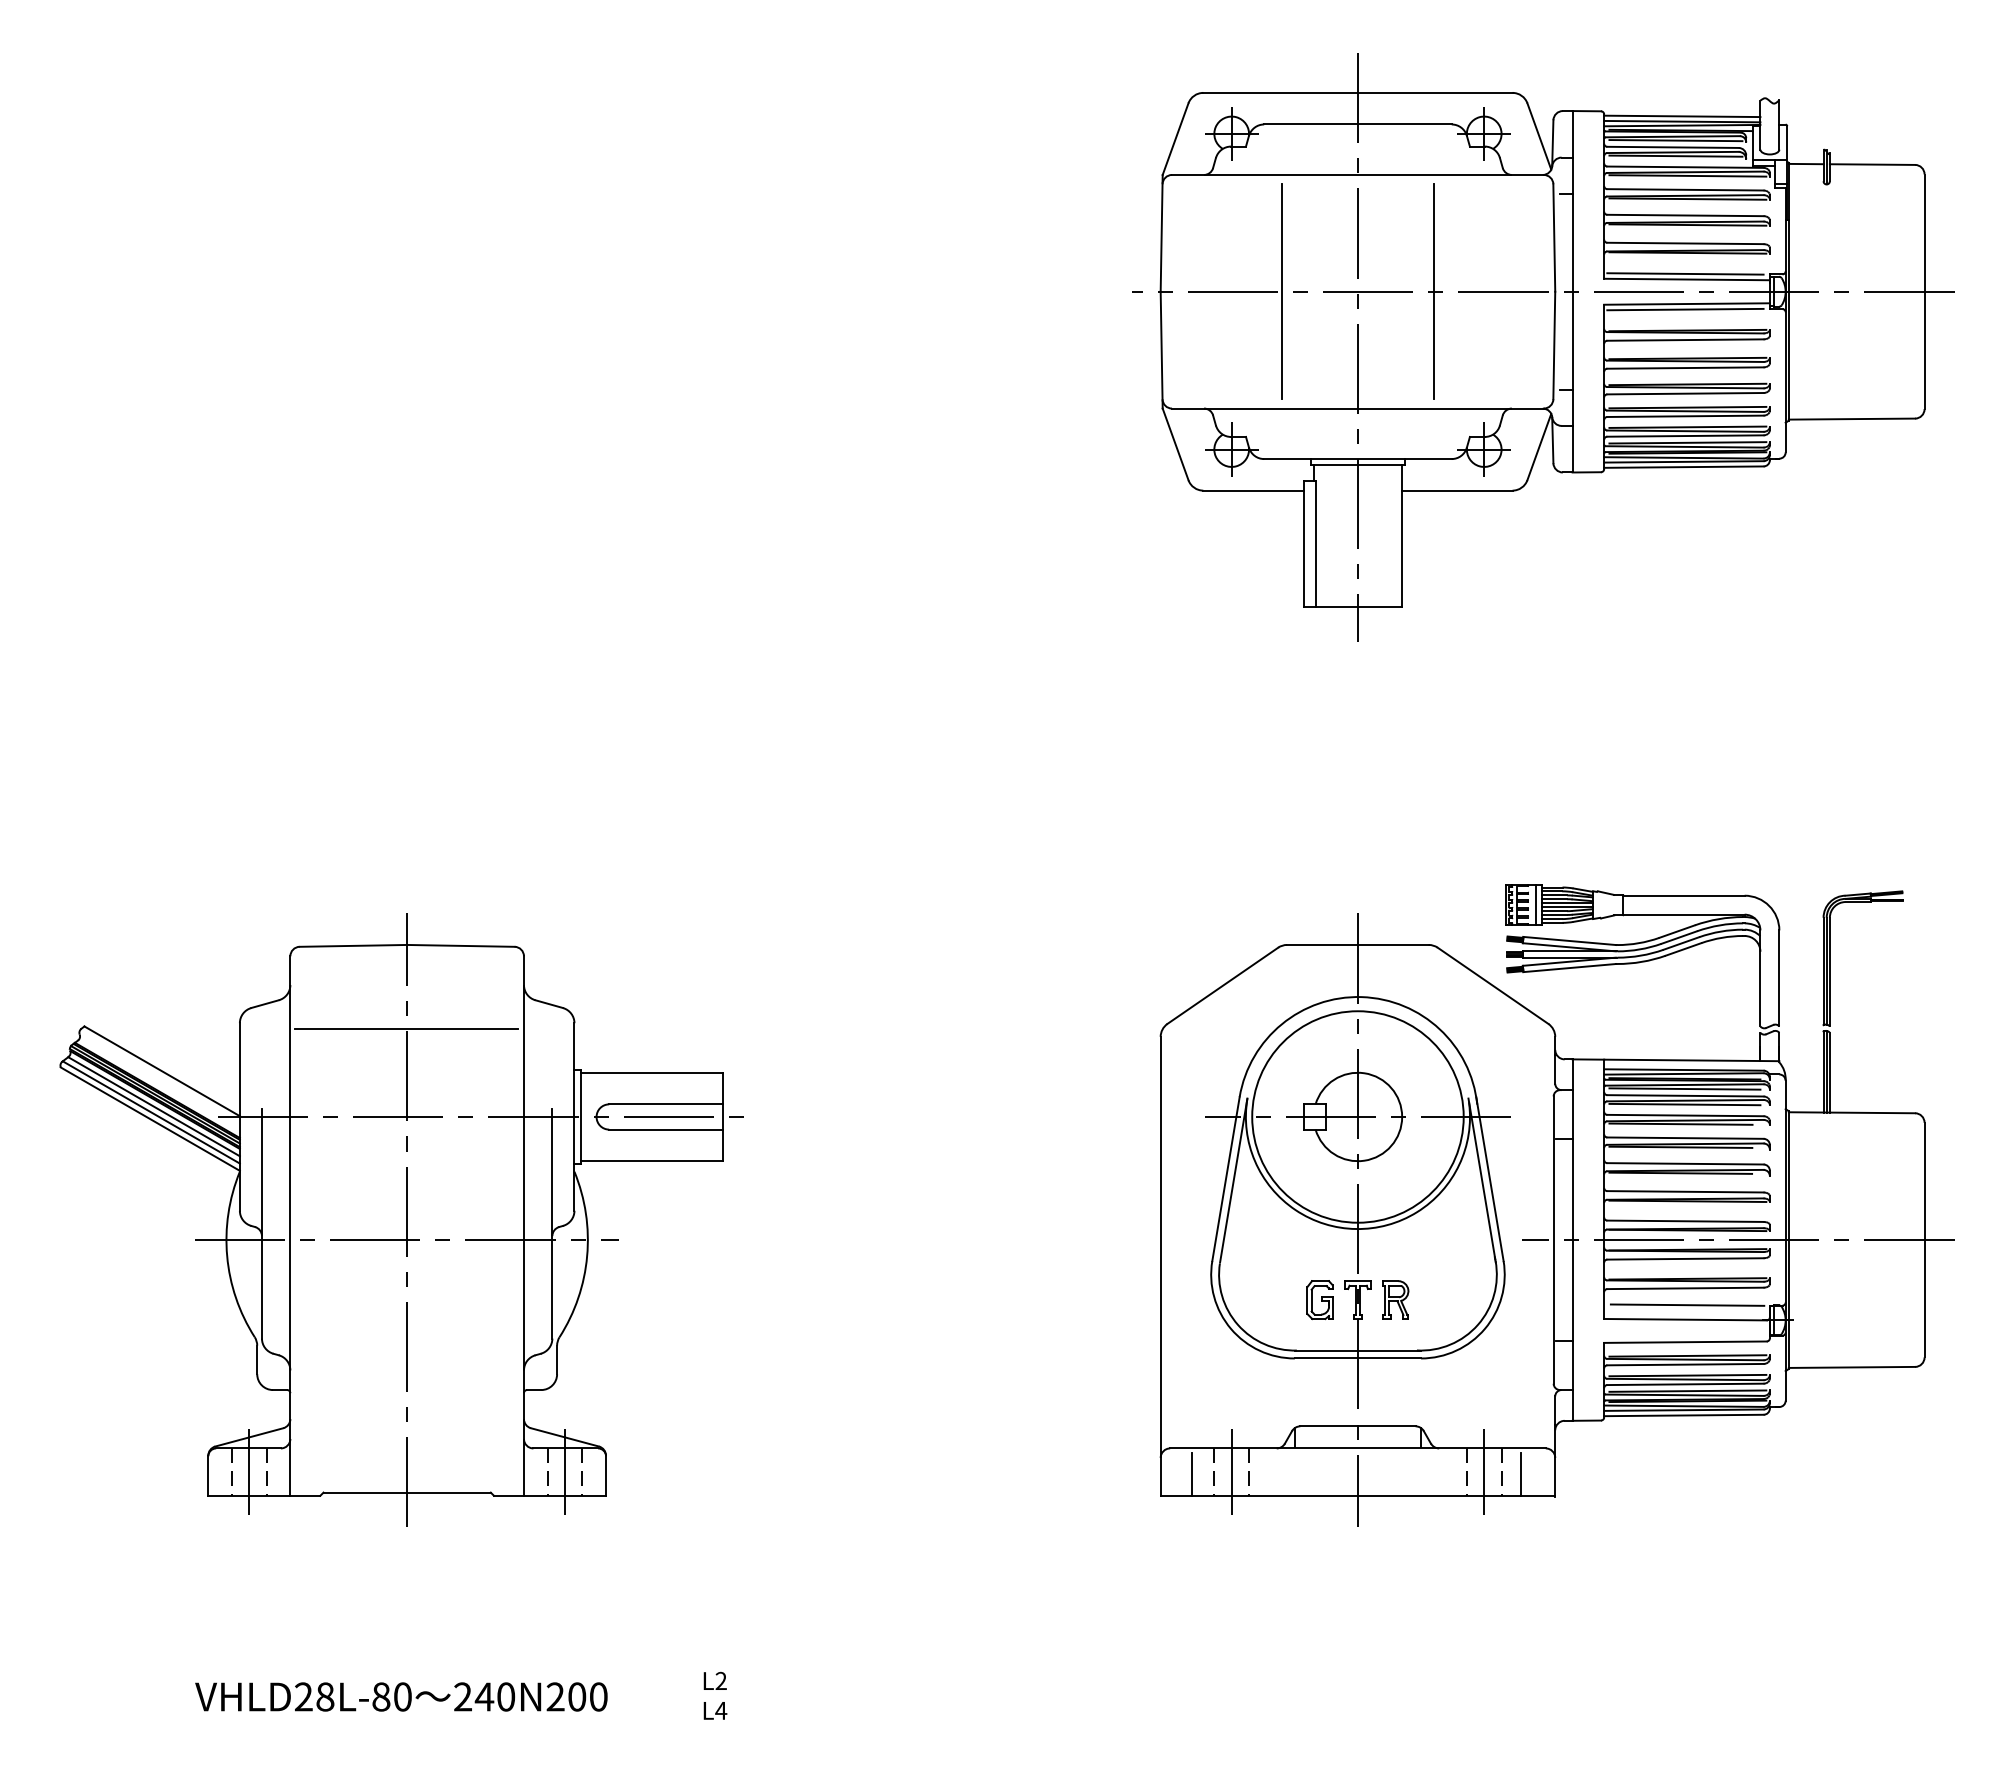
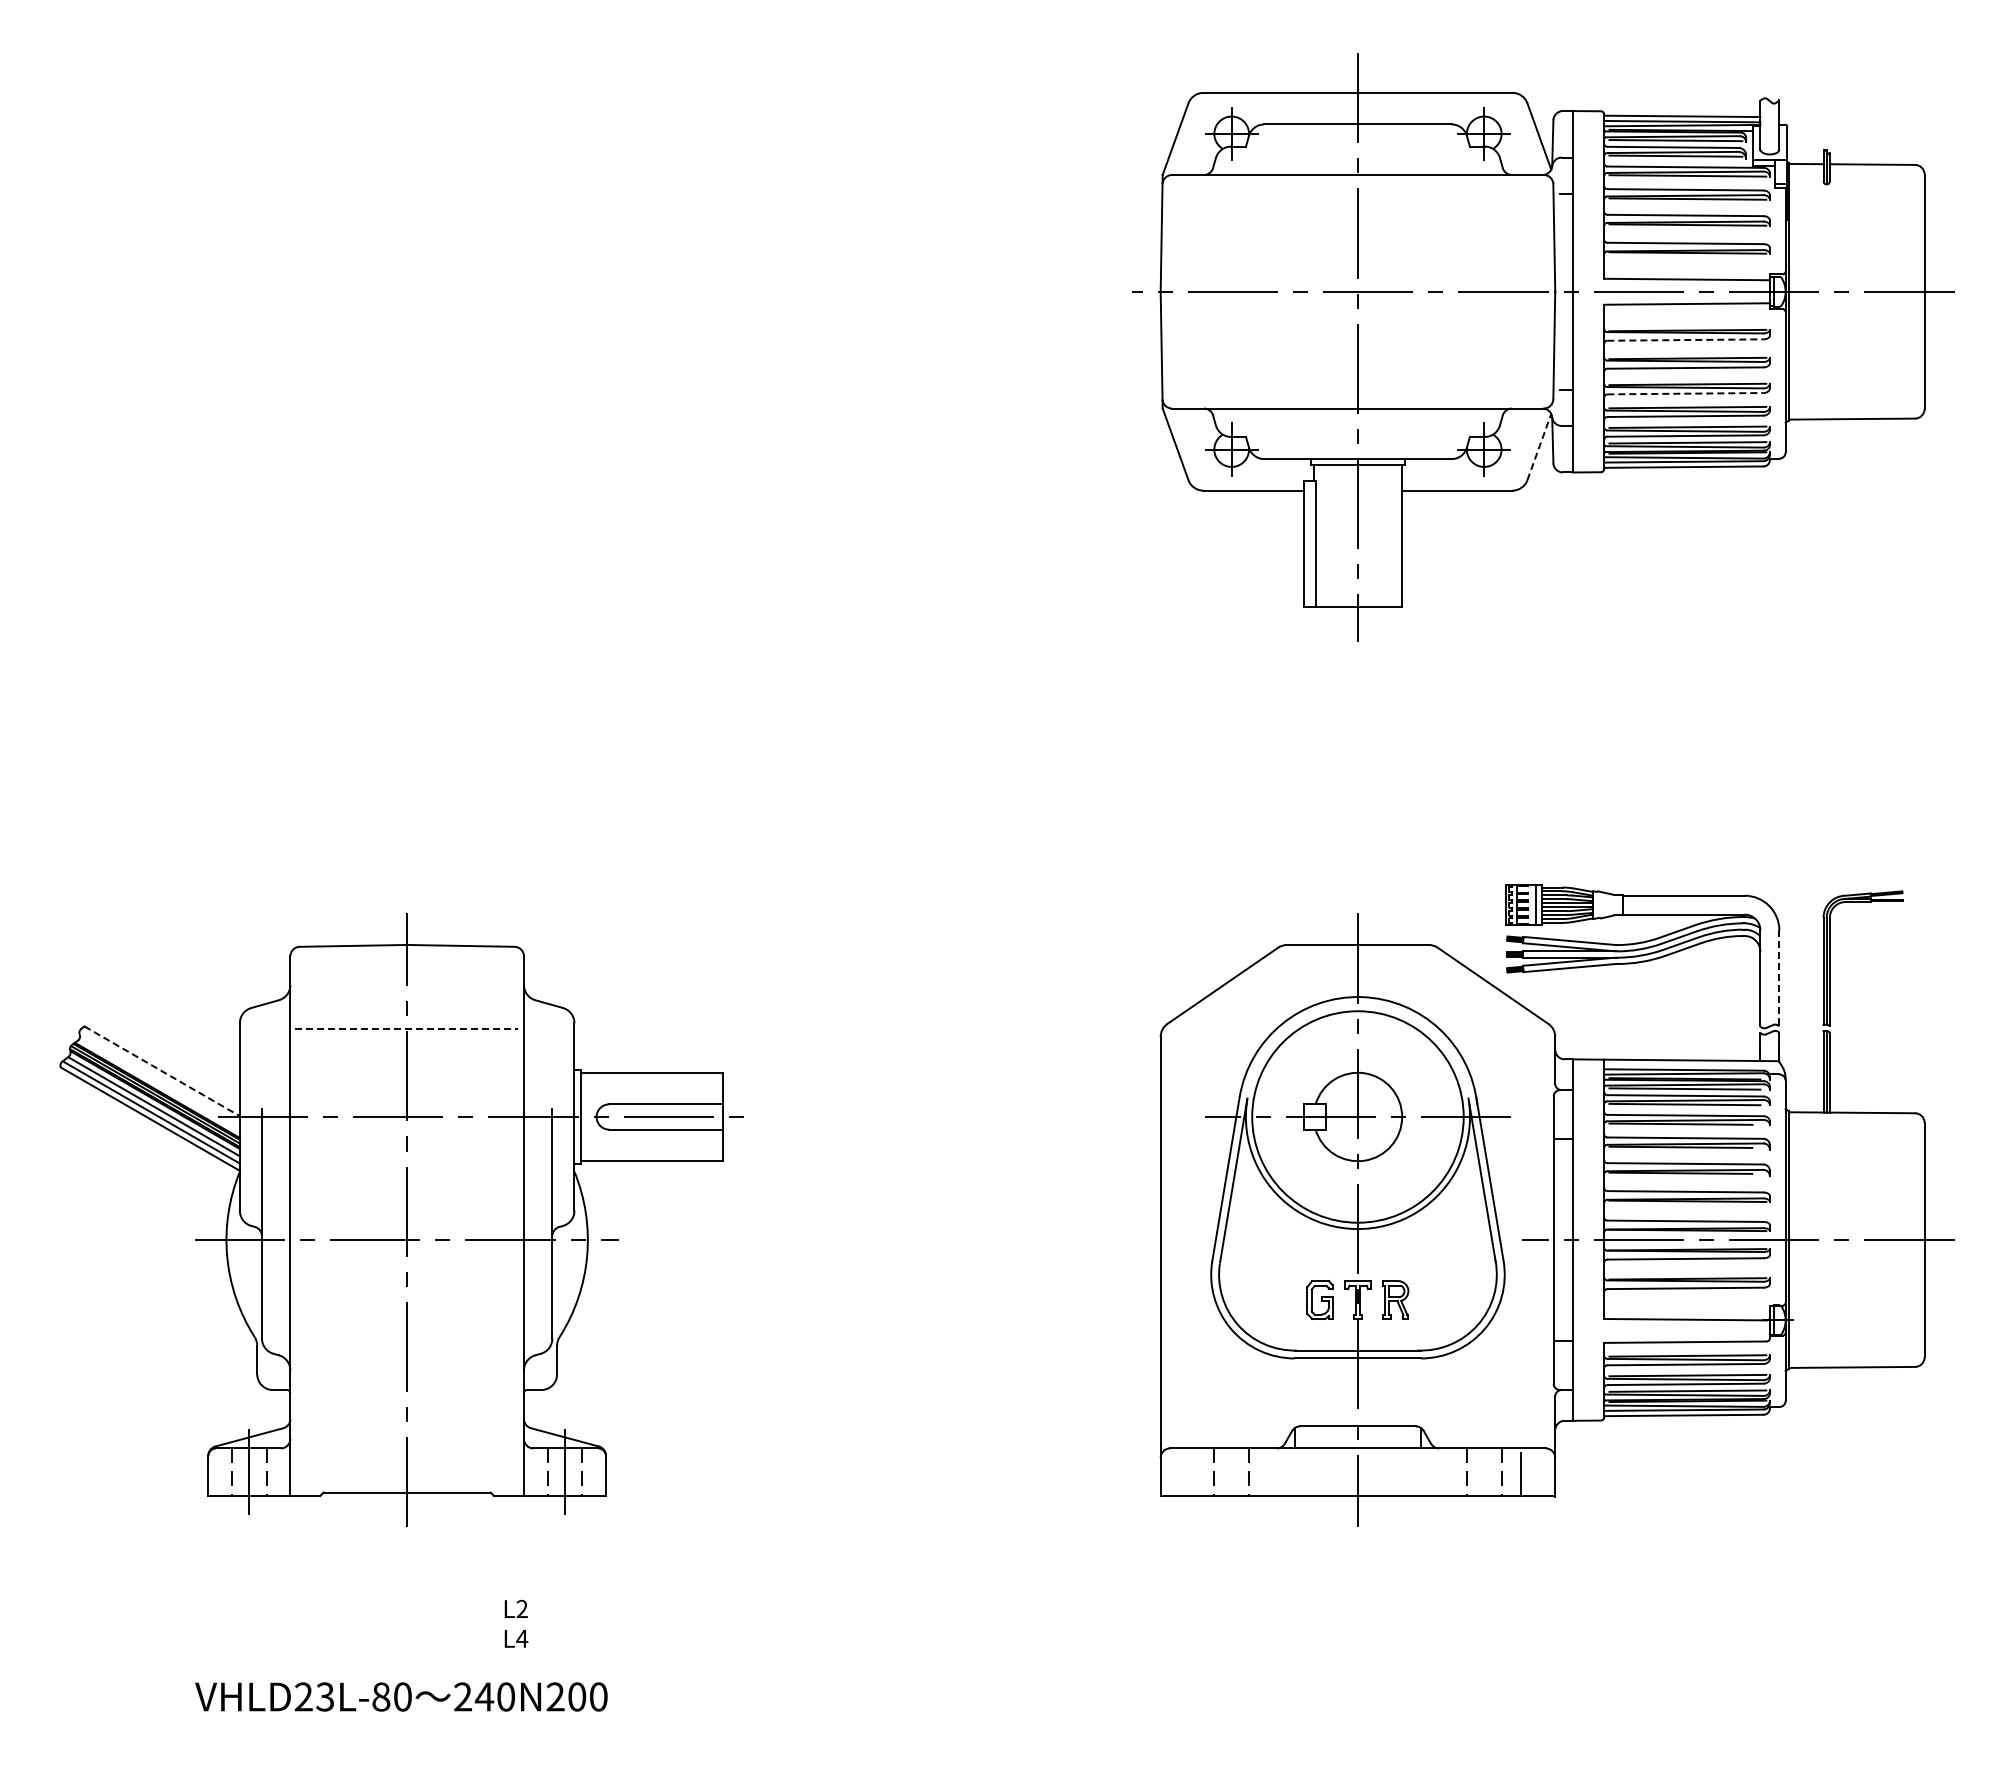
line: present -> none (1685, 273)
line: present -> none (1282, 291)
line: present -> none (1433, 291)
line: present -> none (1685, 309)
line: solid -> dashed (1685, 340)
line: solid -> dashed (1685, 393)
line: solid -> dashed (1539, 446)
line: solid -> dashed (1779, 978)
line: solid -> dashed (406, 1028)
line: solid -> dashed (162, 1071)
line: present -> none (1687, 1304)
line: present -> none (1231, 1471)
line: present -> none (1484, 1471)
line: present -> none (1192, 1473)
text position: (715, 1695) -> (516, 1623) (516, 1623)
text: VHLD28L-80 -> VHLD23L-80 (325, 1696)
